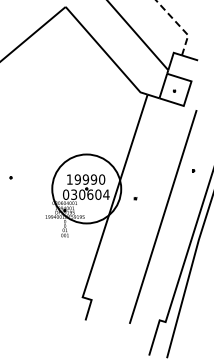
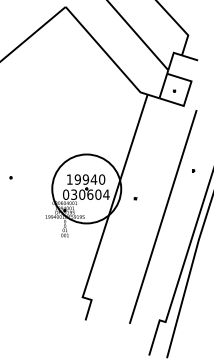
line: dashed -> solid (179, 25)
text: 19990 -> 19940 (93, 179)
